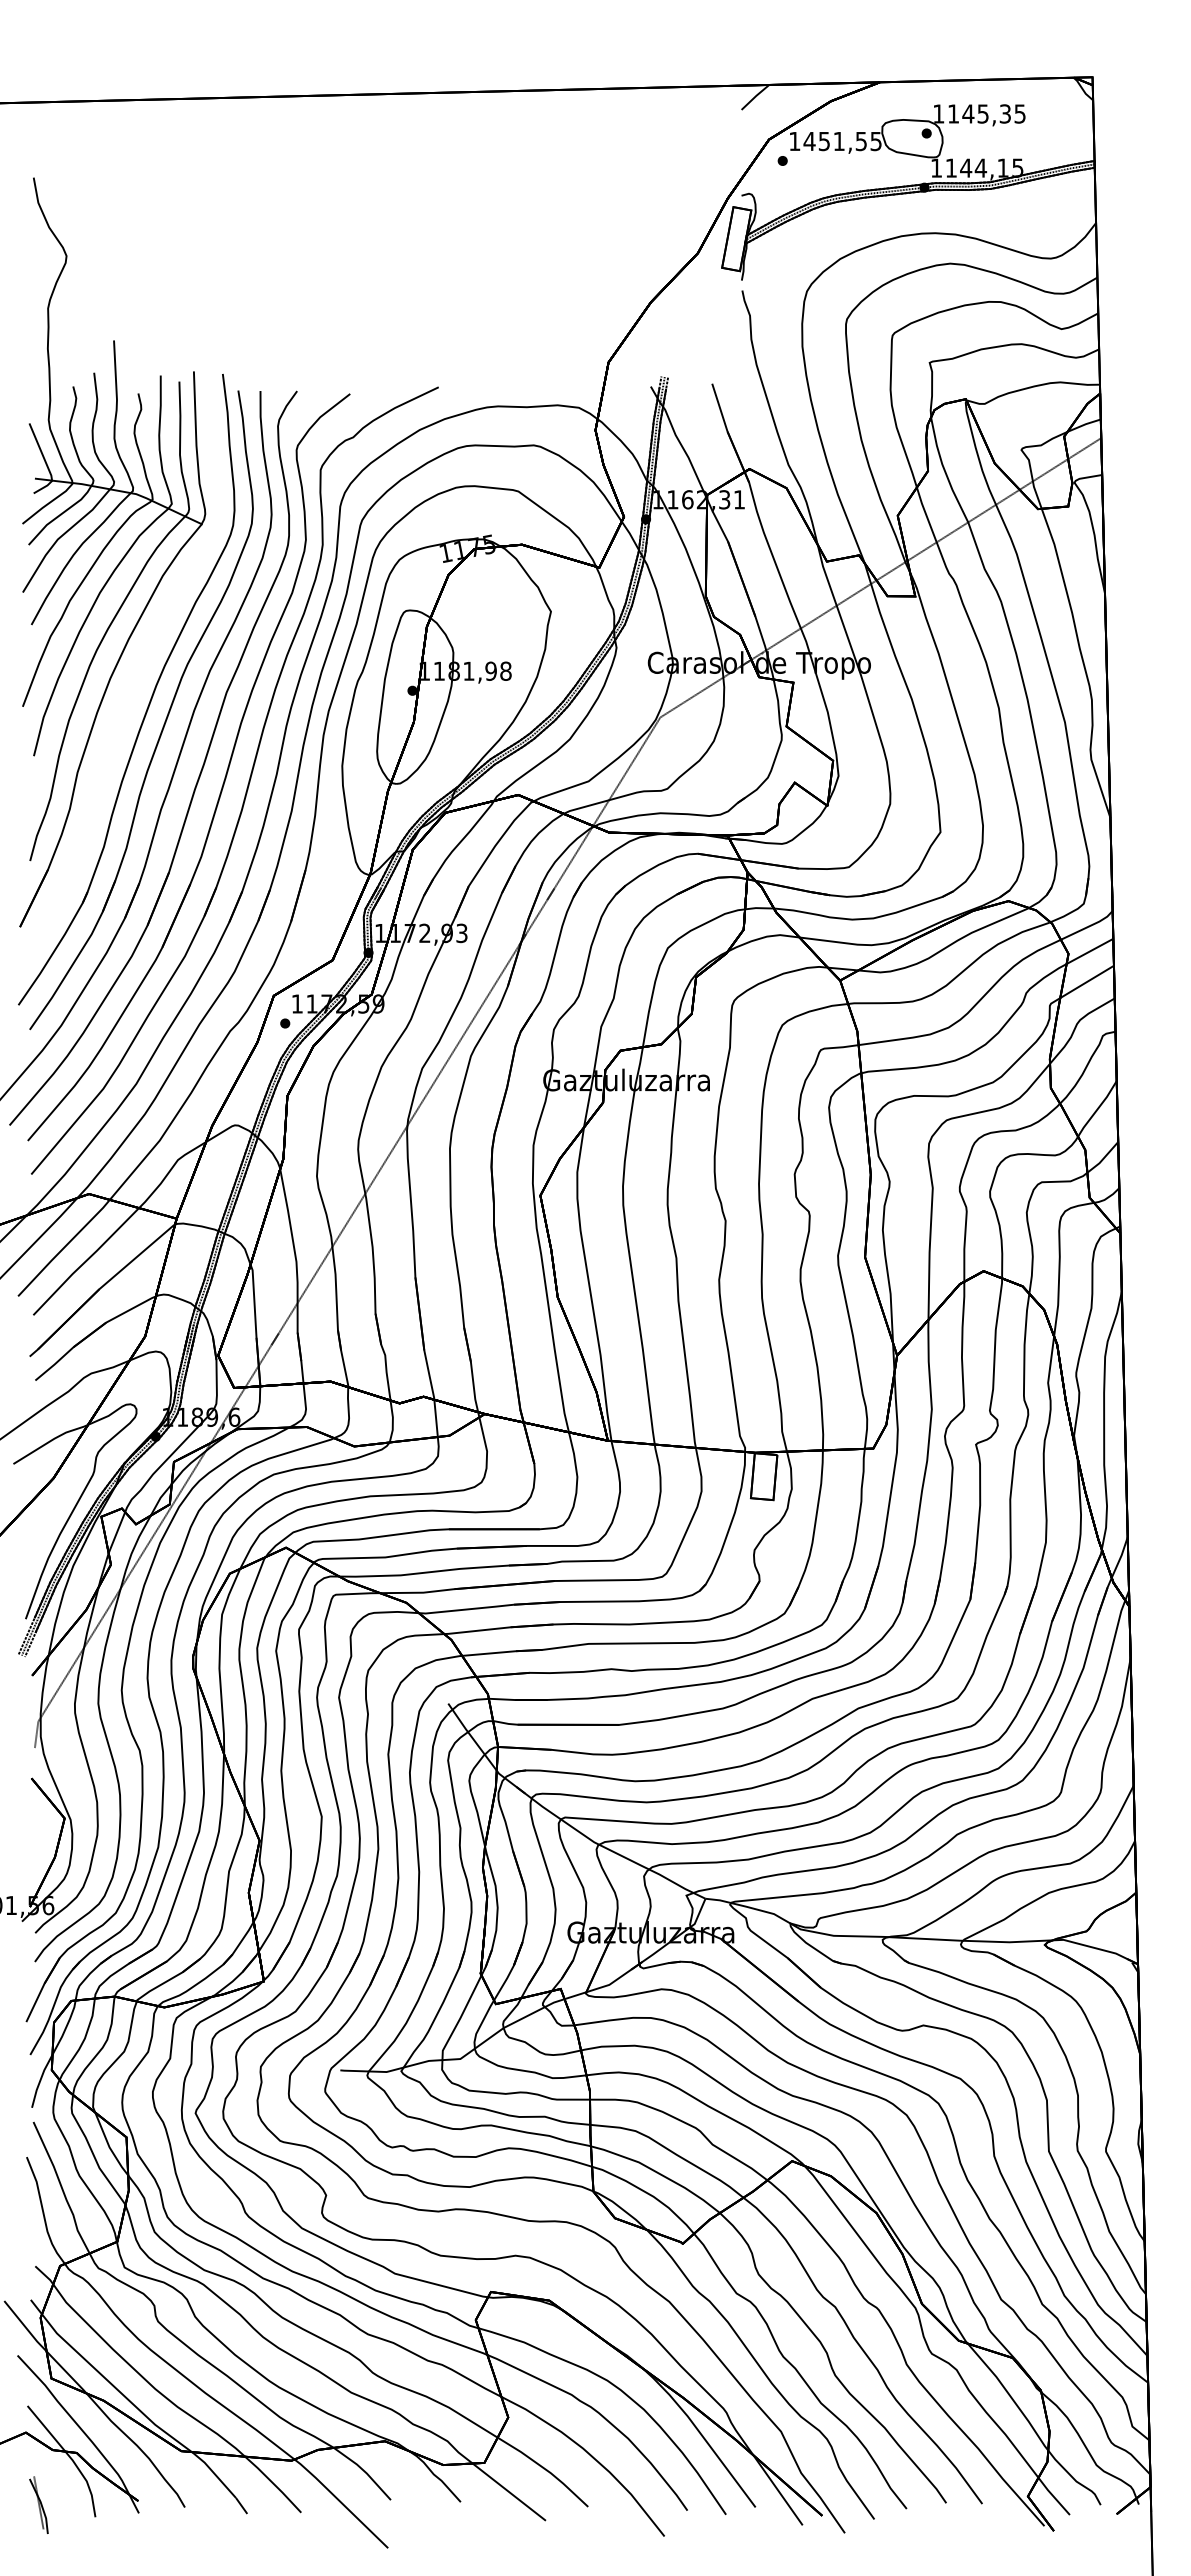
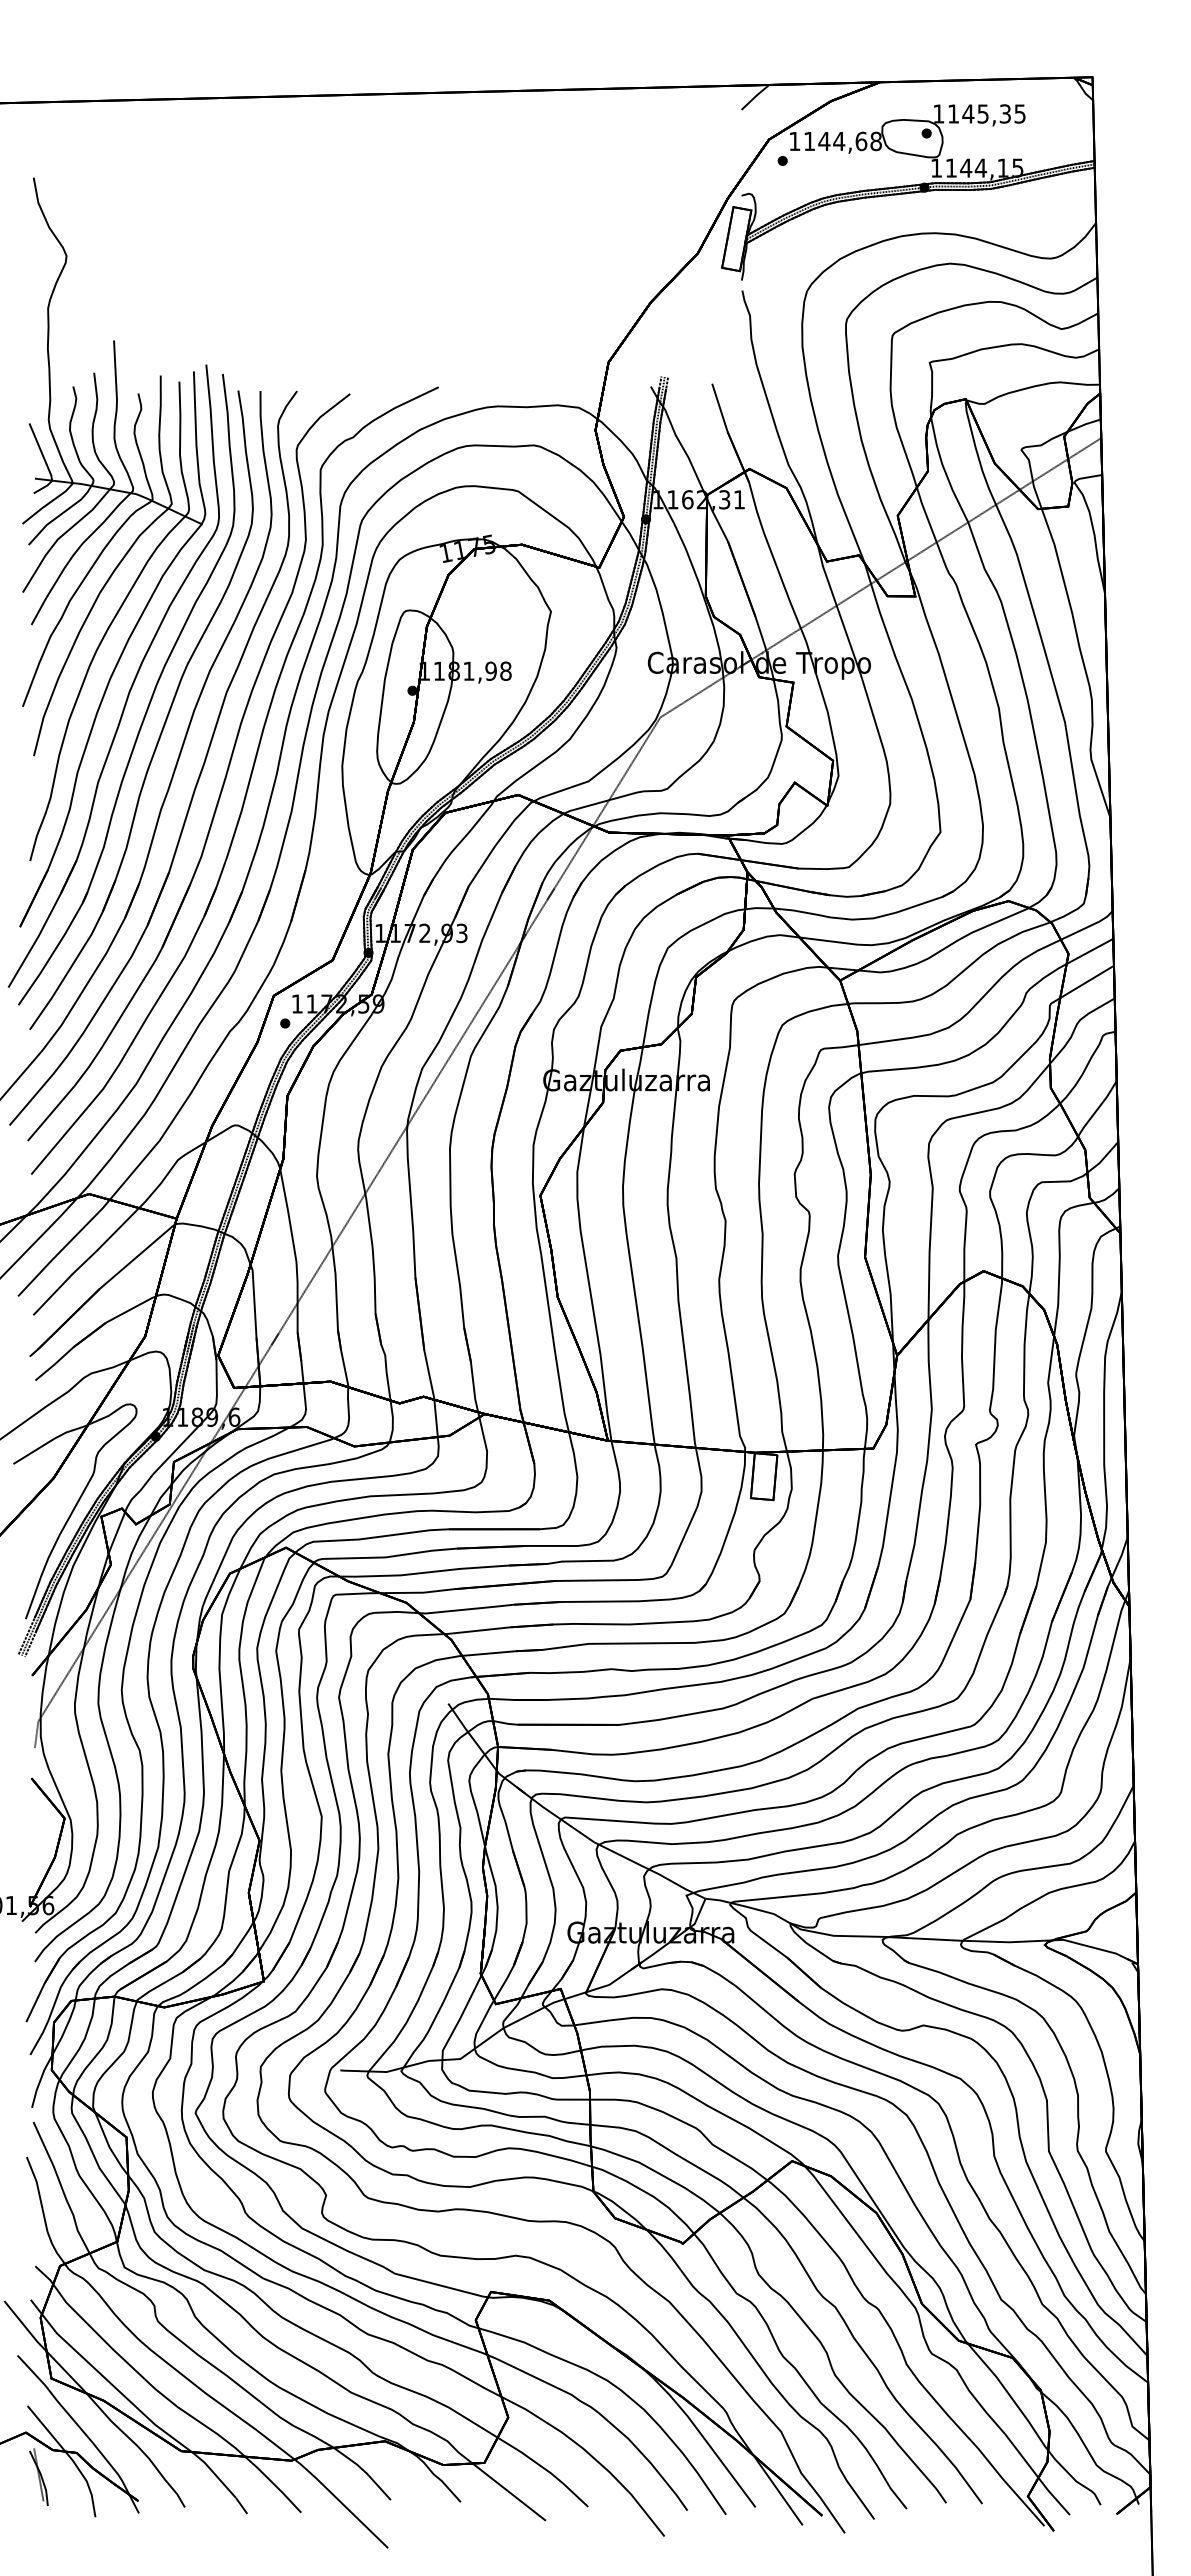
text: 1451,55 -> 1144,68 (842, 141)
part: none -> present (131, 684)
part position: (38, 2504) -> (38, 2476) (38, 2476)
